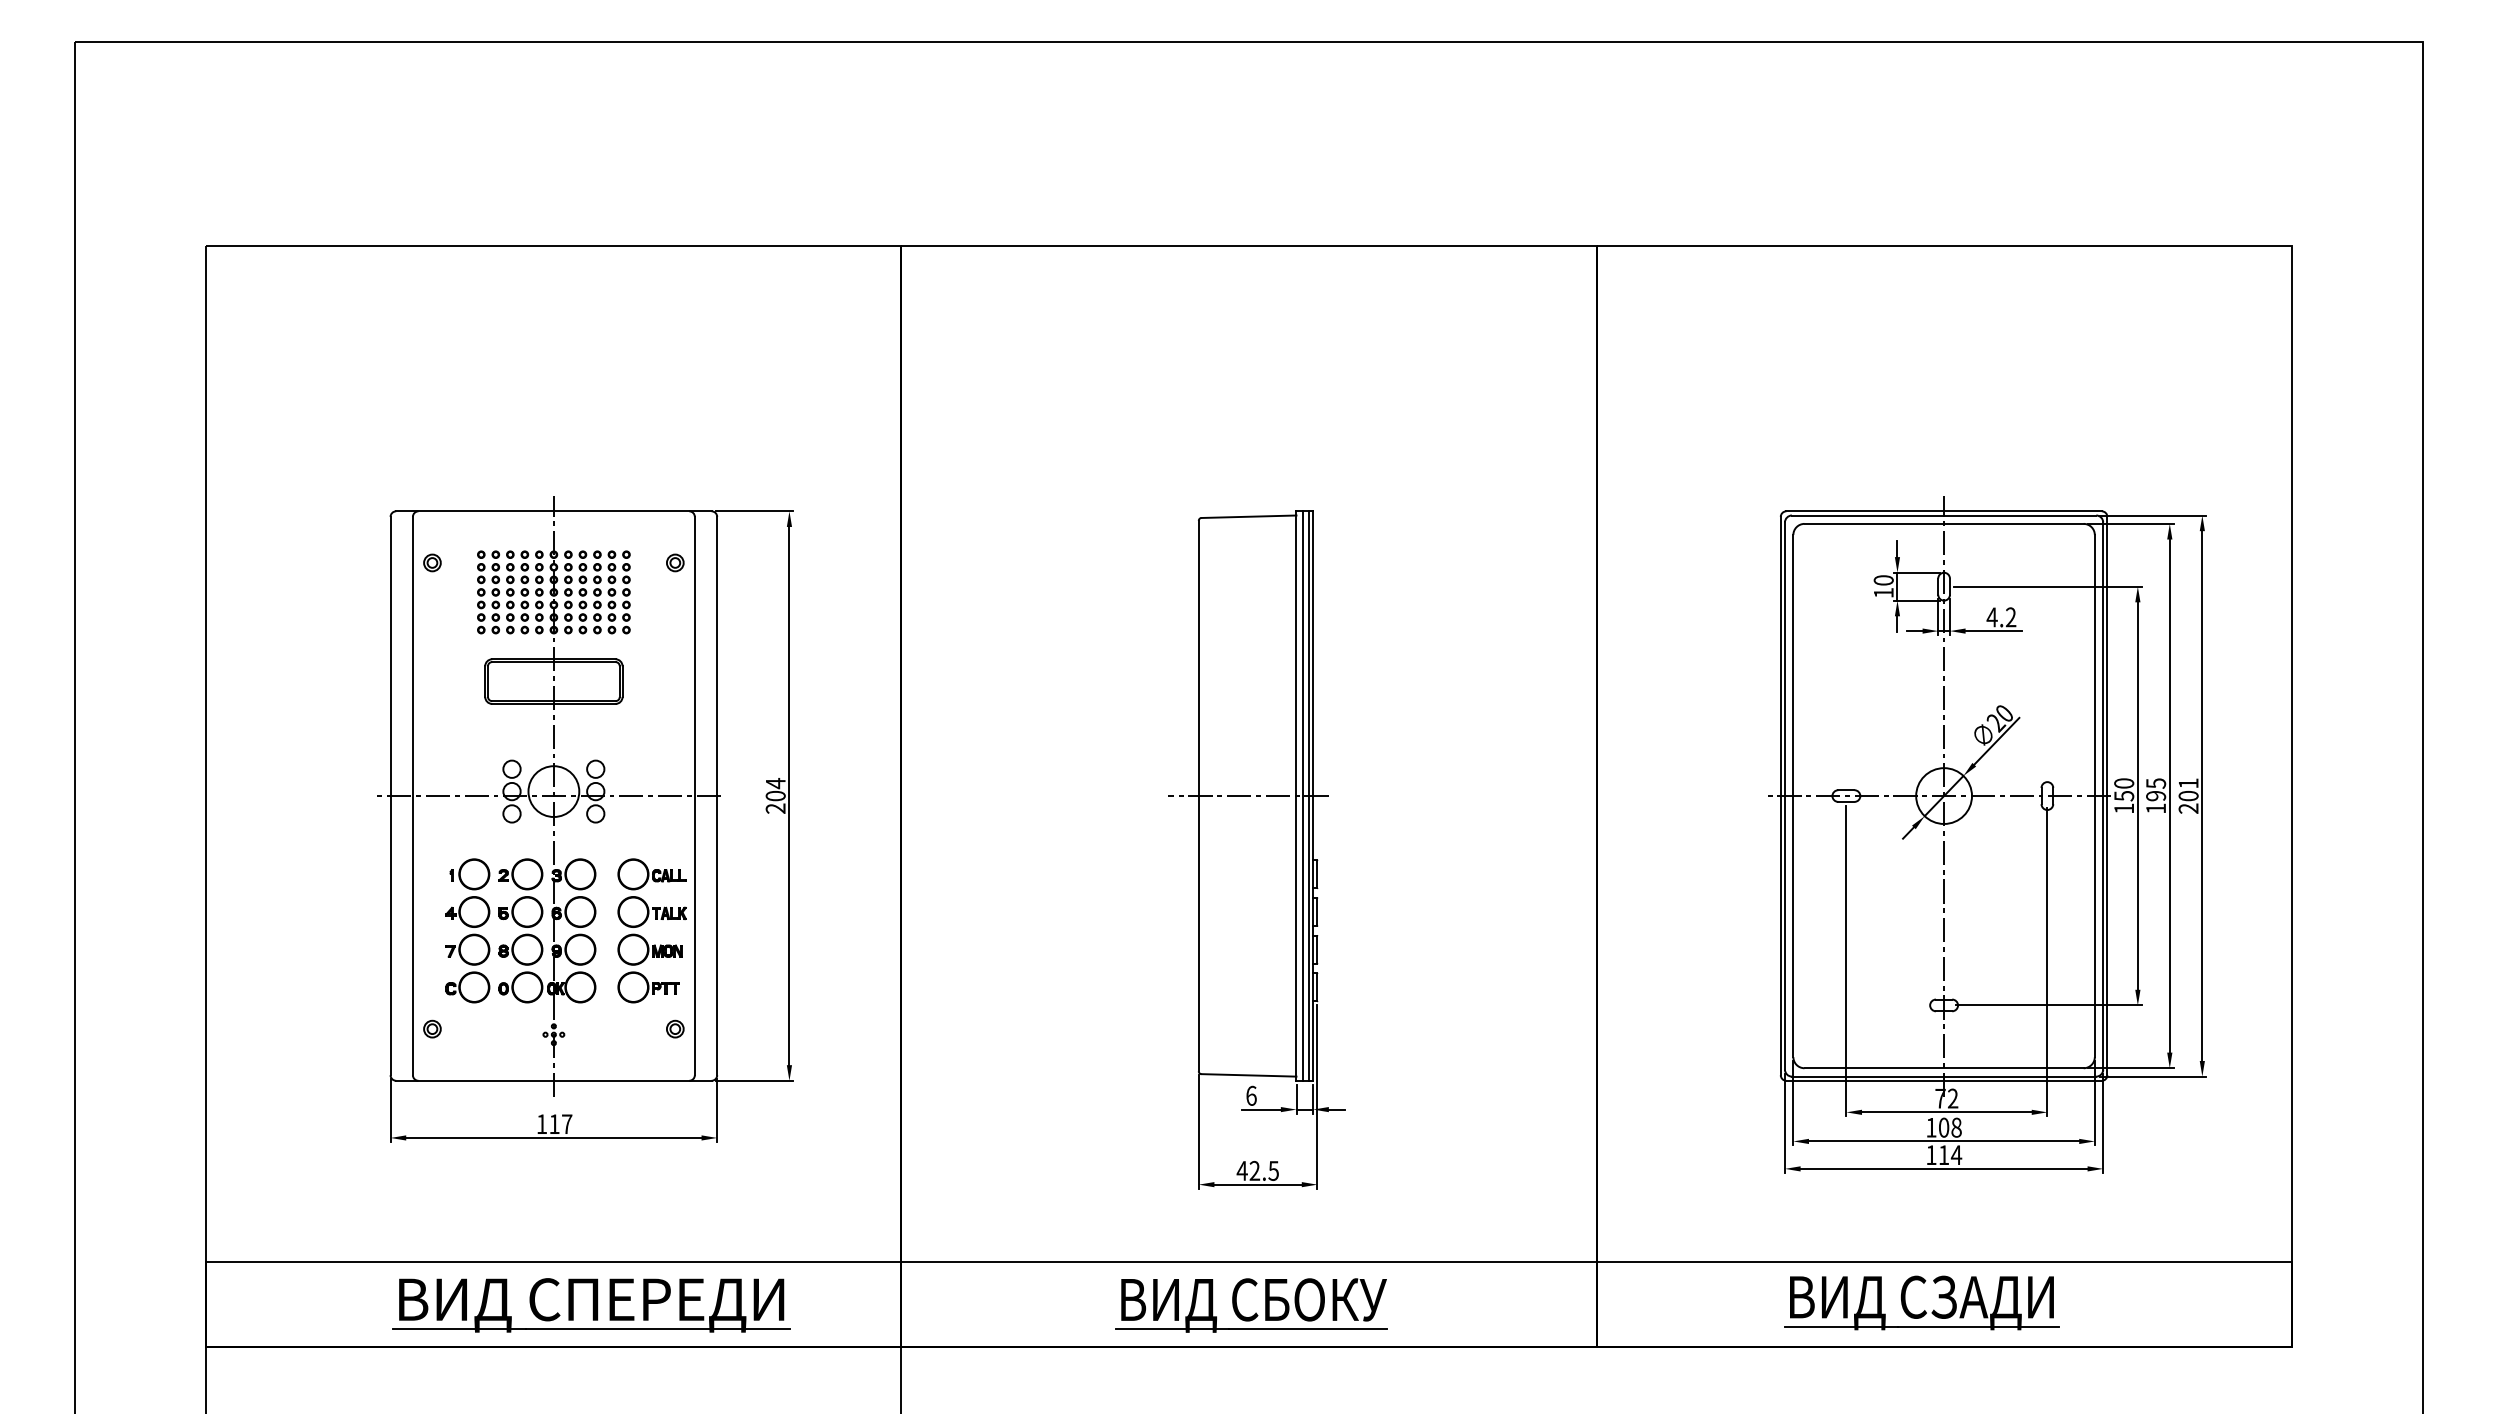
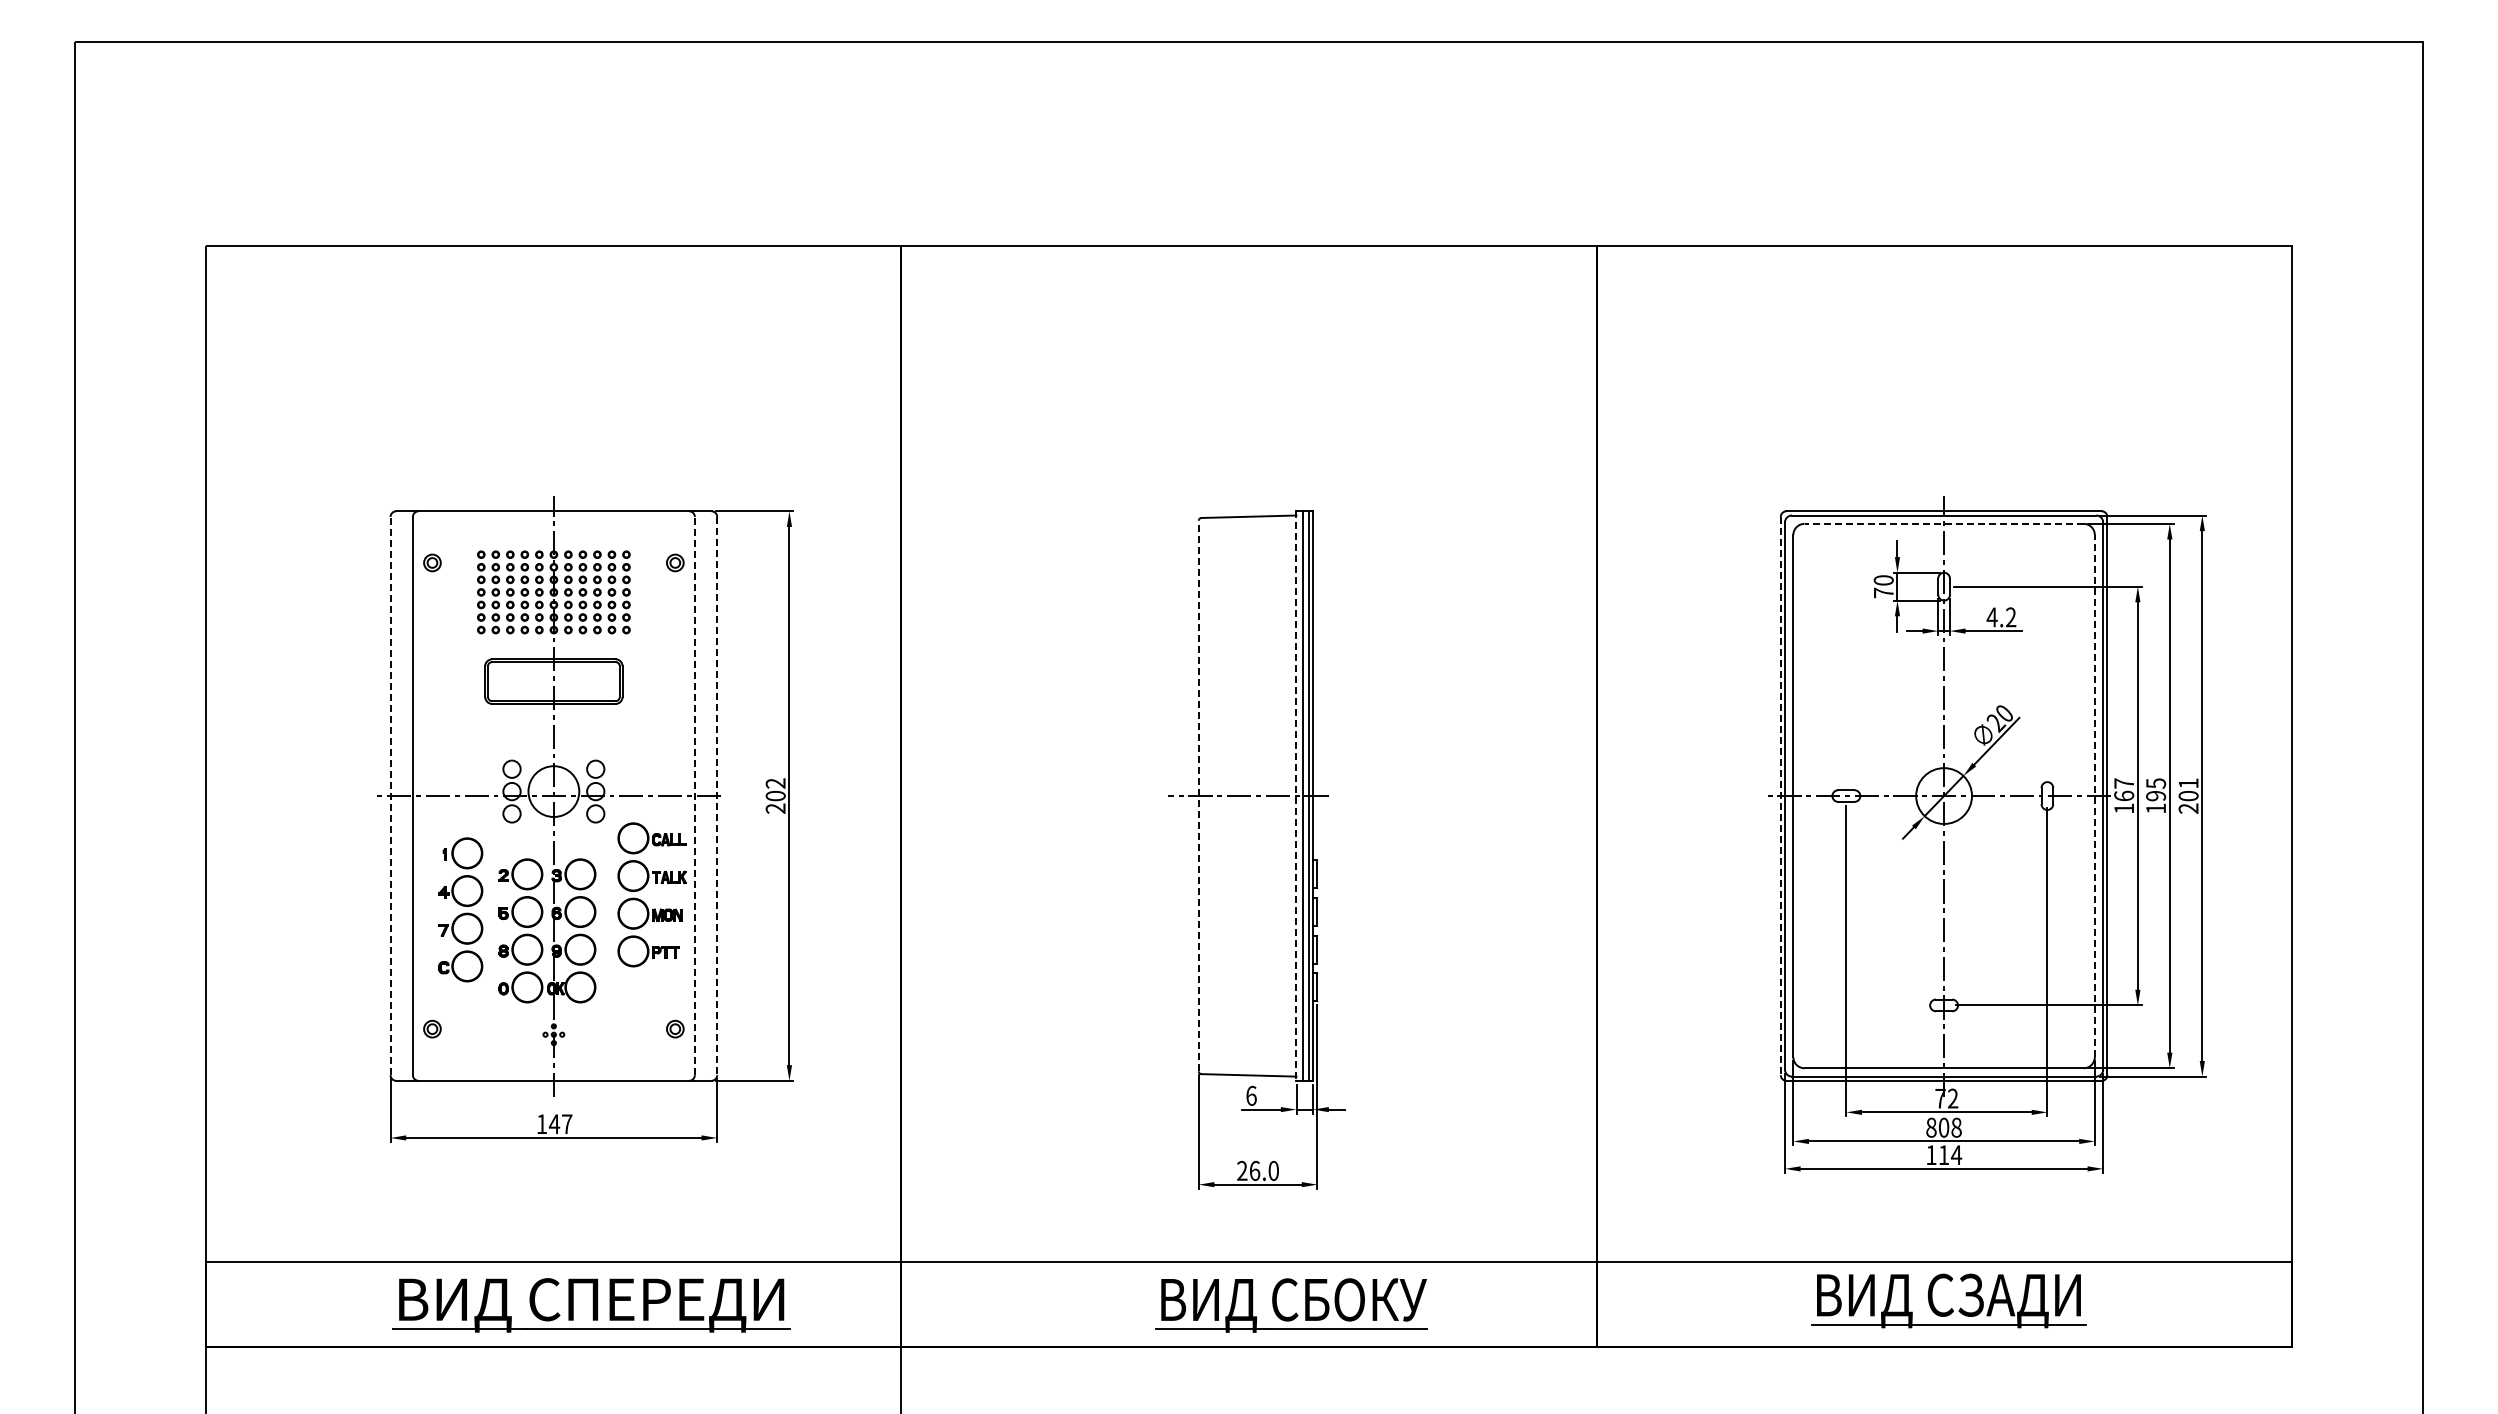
line: solid -> dashed (1944, 523)
text: 10 -> 70 (1883, 592)
text: 204 -> 202 (775, 783)
text: 150 -> 167 (2124, 789)
line: solid -> dashed (390, 795)
line: solid -> dashed (694, 795)
line: solid -> dashed (1198, 795)
line: solid -> dashed (2094, 795)
line: solid -> dashed (717, 796)
line: solid -> dashed (1296, 796)
line: solid -> dashed (1780, 796)
part position: (644, 923) -> (644, 887) (644, 887)
part position: (467, 930) -> (460, 909) (460, 909)
text: 117 -> 147 (554, 1123)
text: 108 -> 808 (1931, 1127)
text: 42.5 -> 26.0 (1257, 1170)
part position: (1924, 1310) -> (1951, 1308) (1951, 1308)
part position: (1255, 1312) -> (1295, 1312) (1295, 1312)
